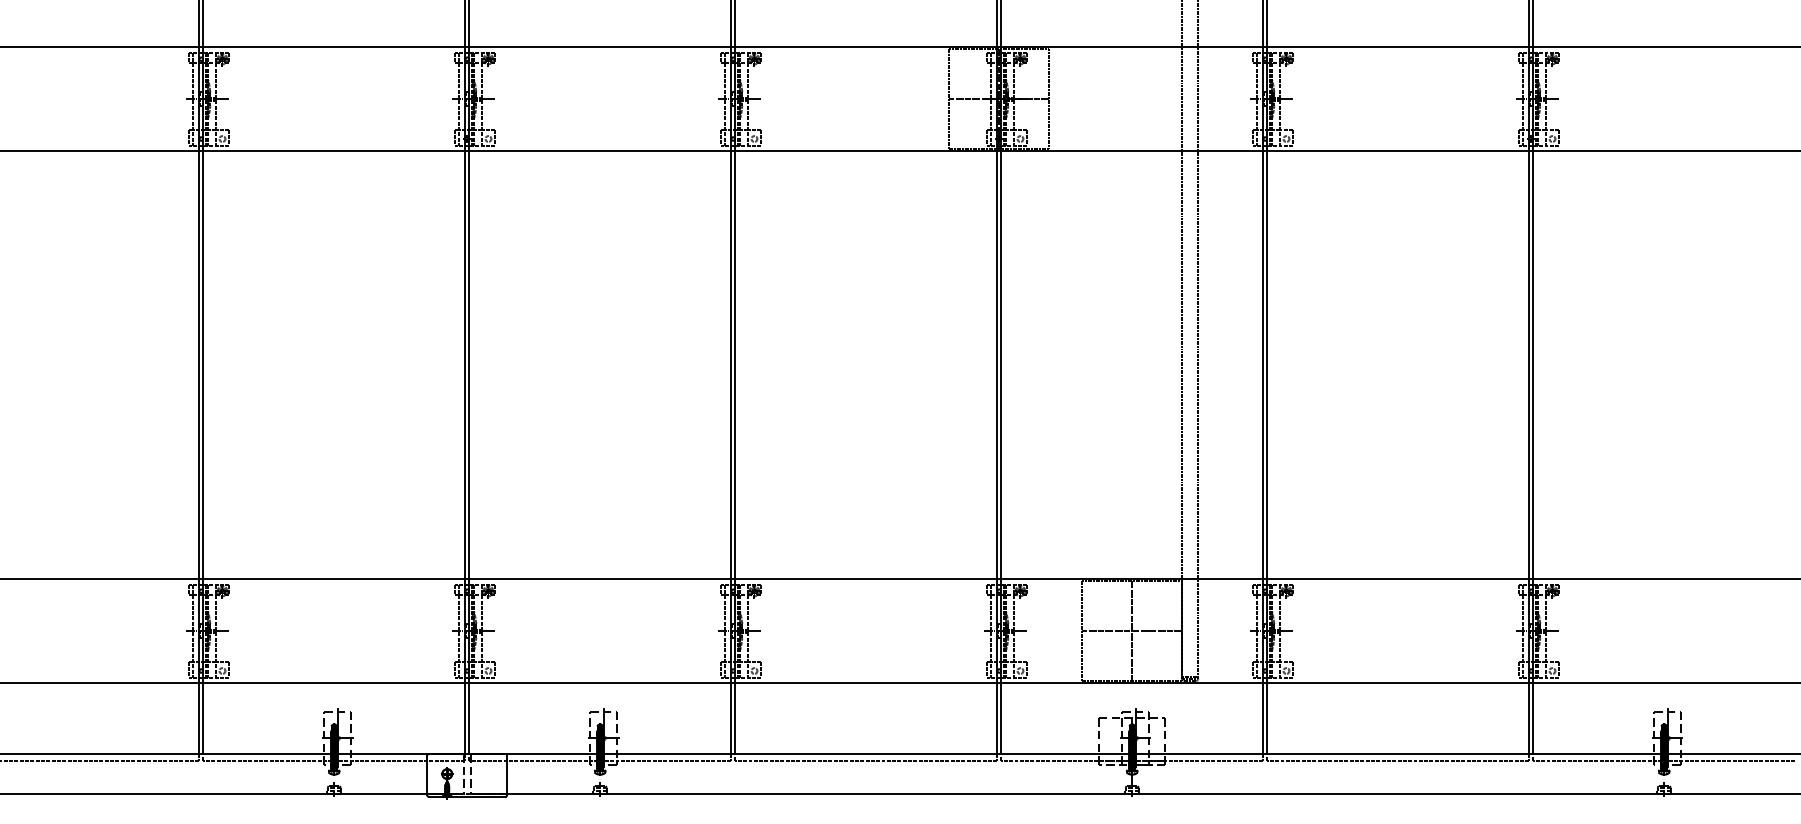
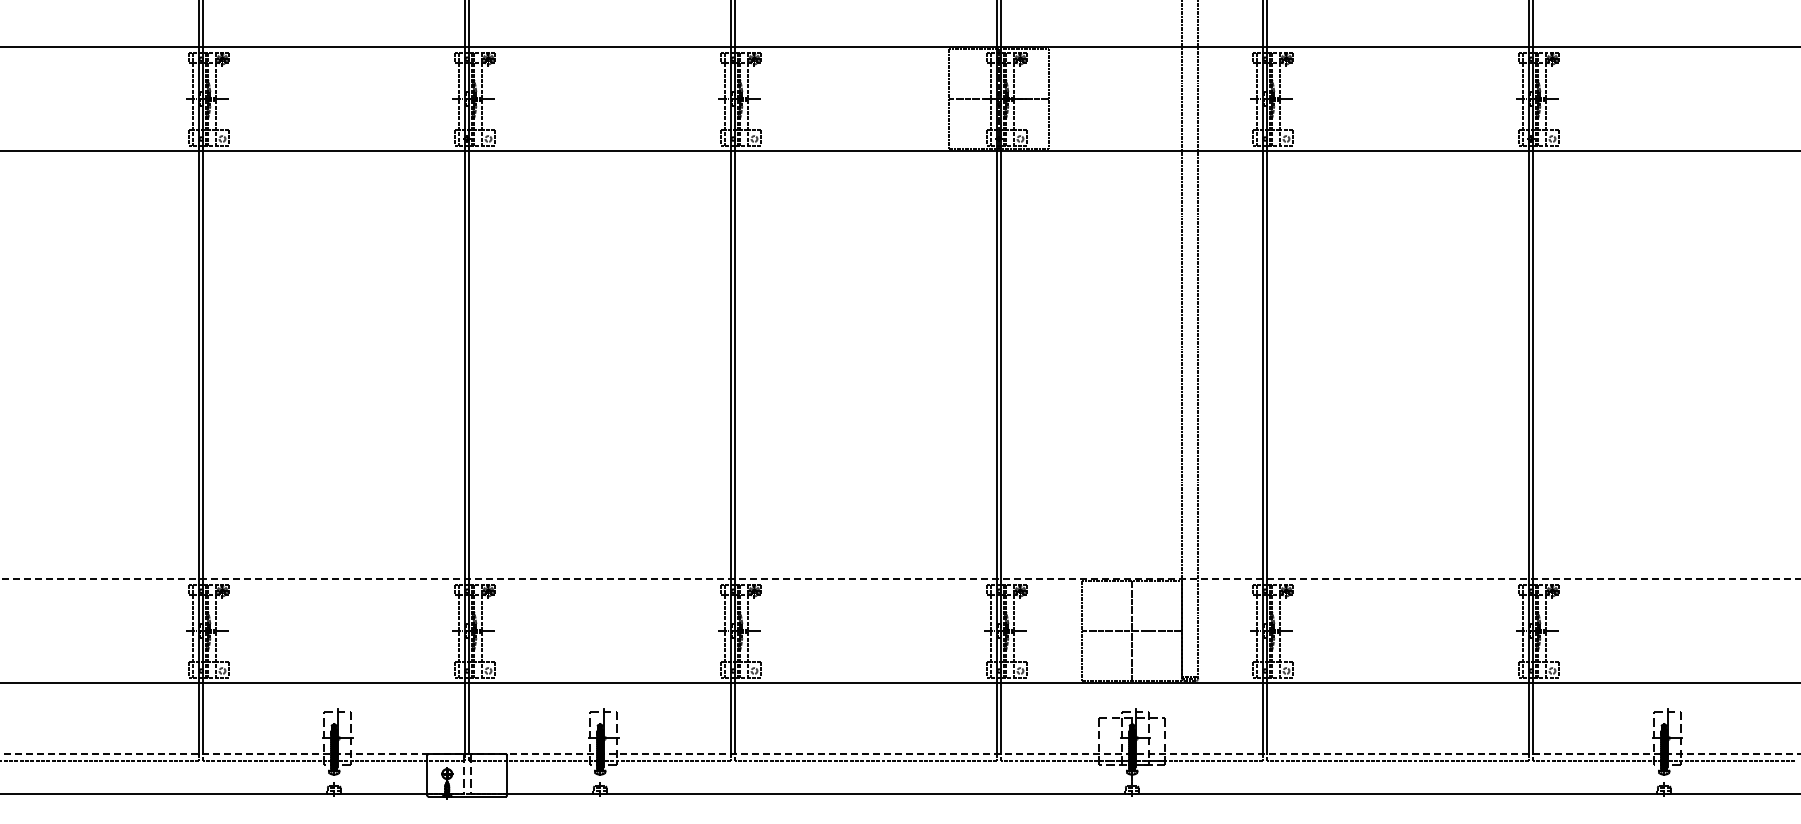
line: solid -> dashed (900, 579)
line: solid -> dashed (900, 754)
